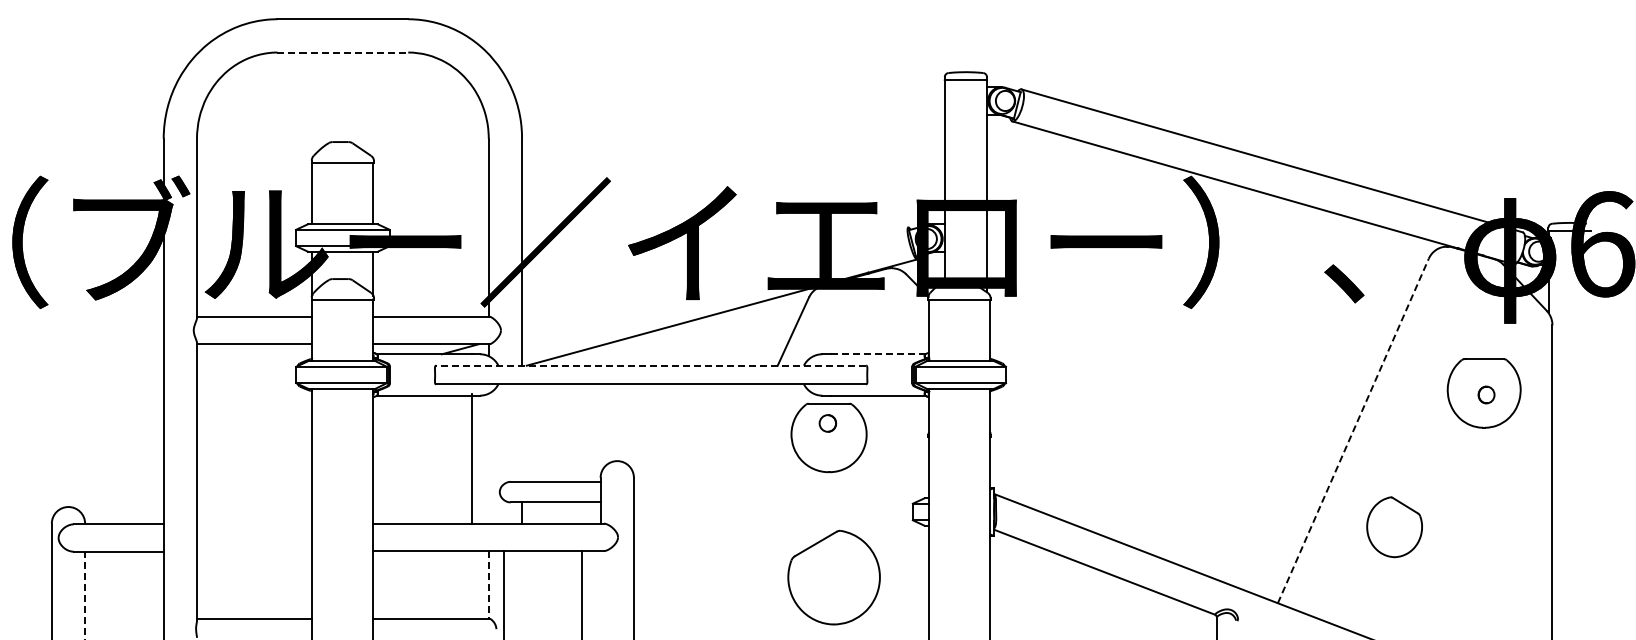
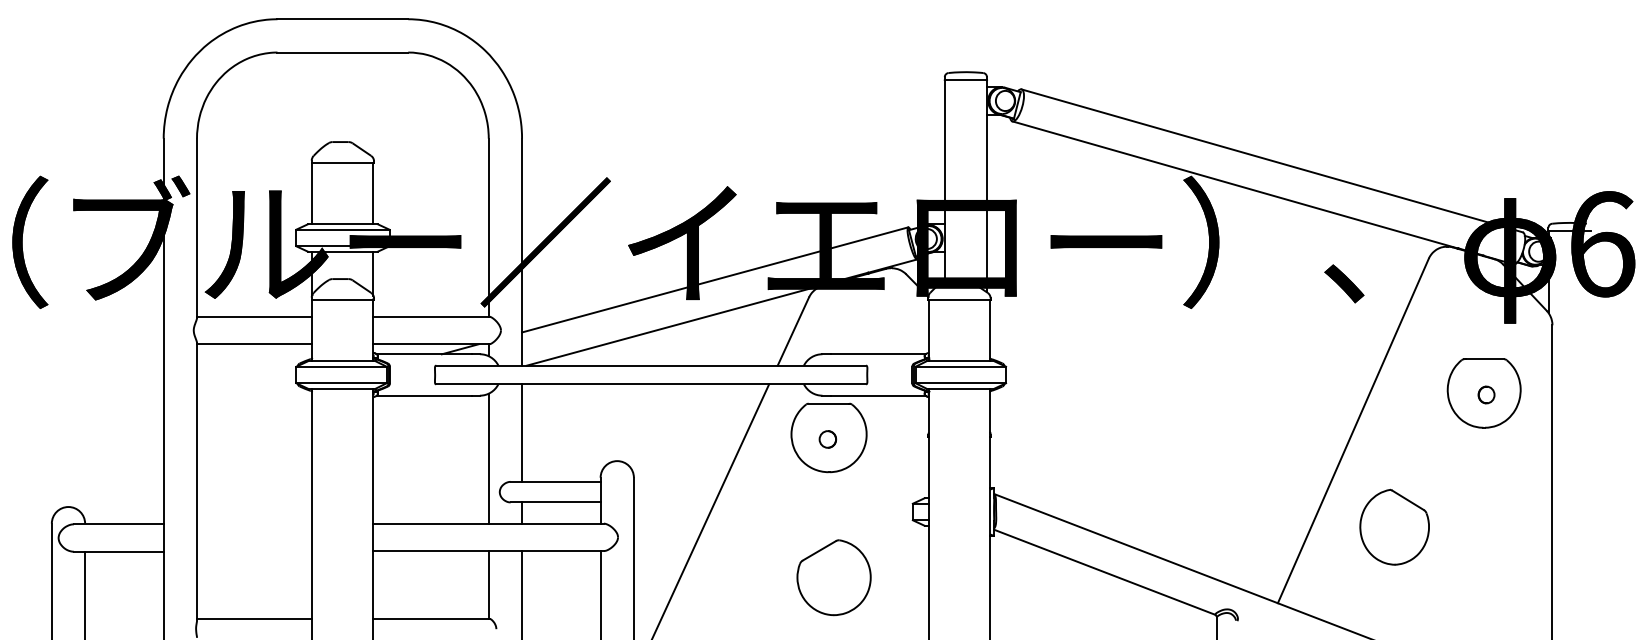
line: dashed -> solid (343, 52)
line: none -> present (715, 279)
line: dashed -> solid (877, 354)
line: dashed -> solid (650, 365)
part position: (827, 423) -> (827, 439) (827, 439)
line: dashed -> solid (1353, 430)
line: none -> present (522, 432)
line position: (471, 458) -> (488, 458) (488, 458)
line: none -> present (711, 510)
part size: 57x63 px -> 71x78 px (1394, 526)
part size: 94x97 px -> 76x78 px (833, 577)
line: dashed -> solid (488, 584)
line position: (504, 593) -> (522, 593) (522, 593)
line position: (581, 593) -> (600, 593) (600, 593)
line: dashed -> solid (85, 595)
